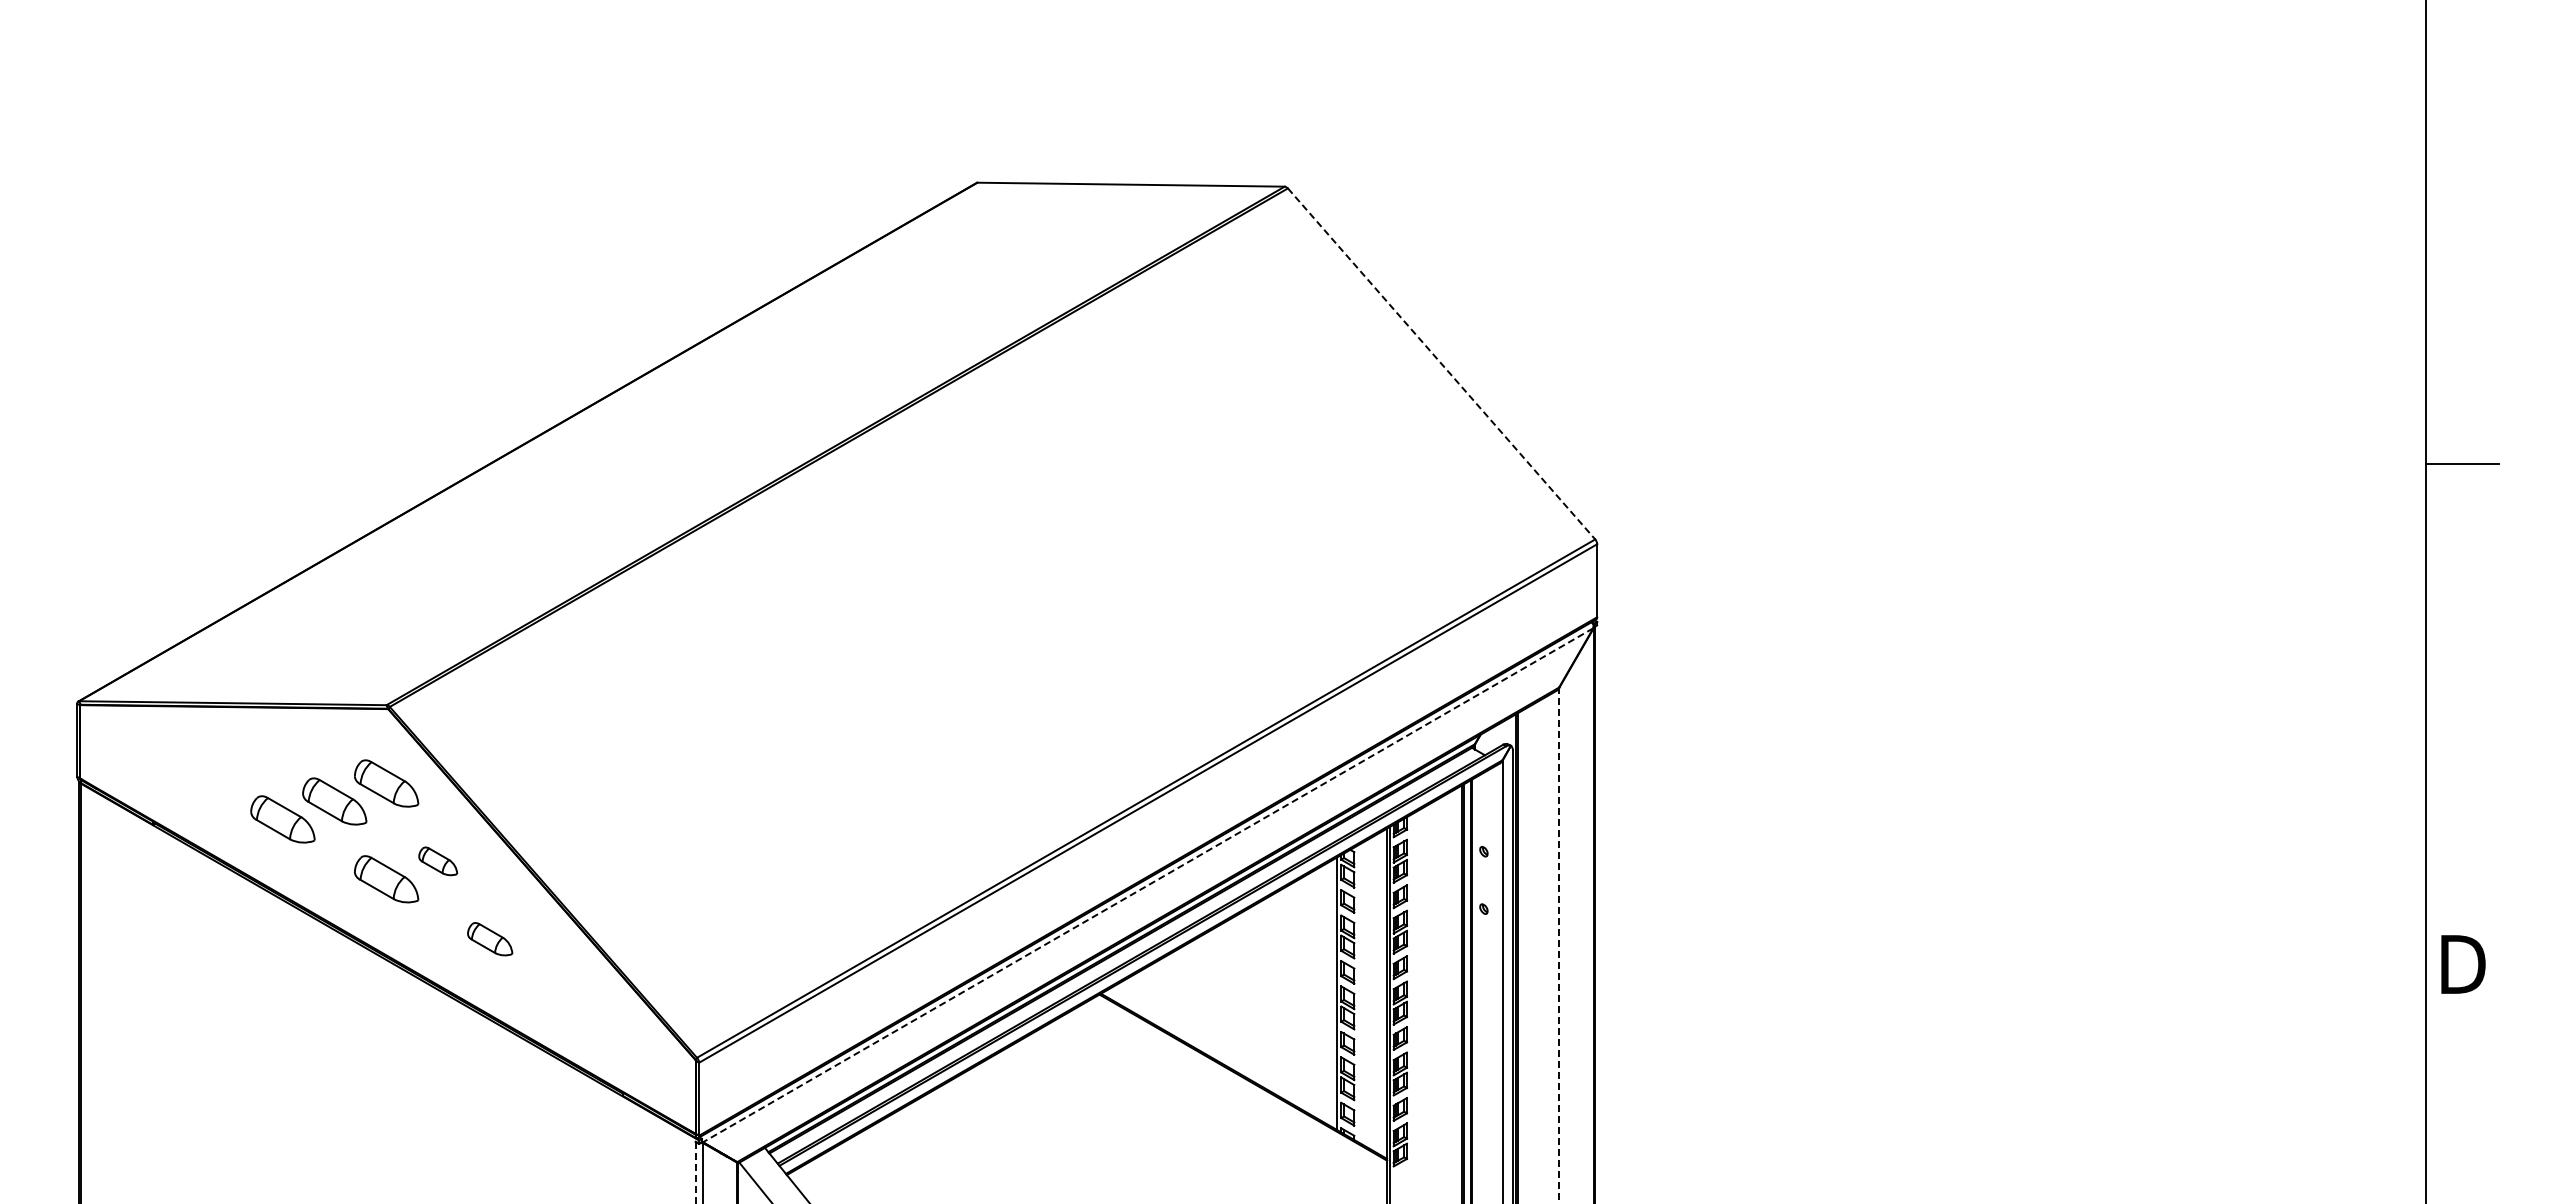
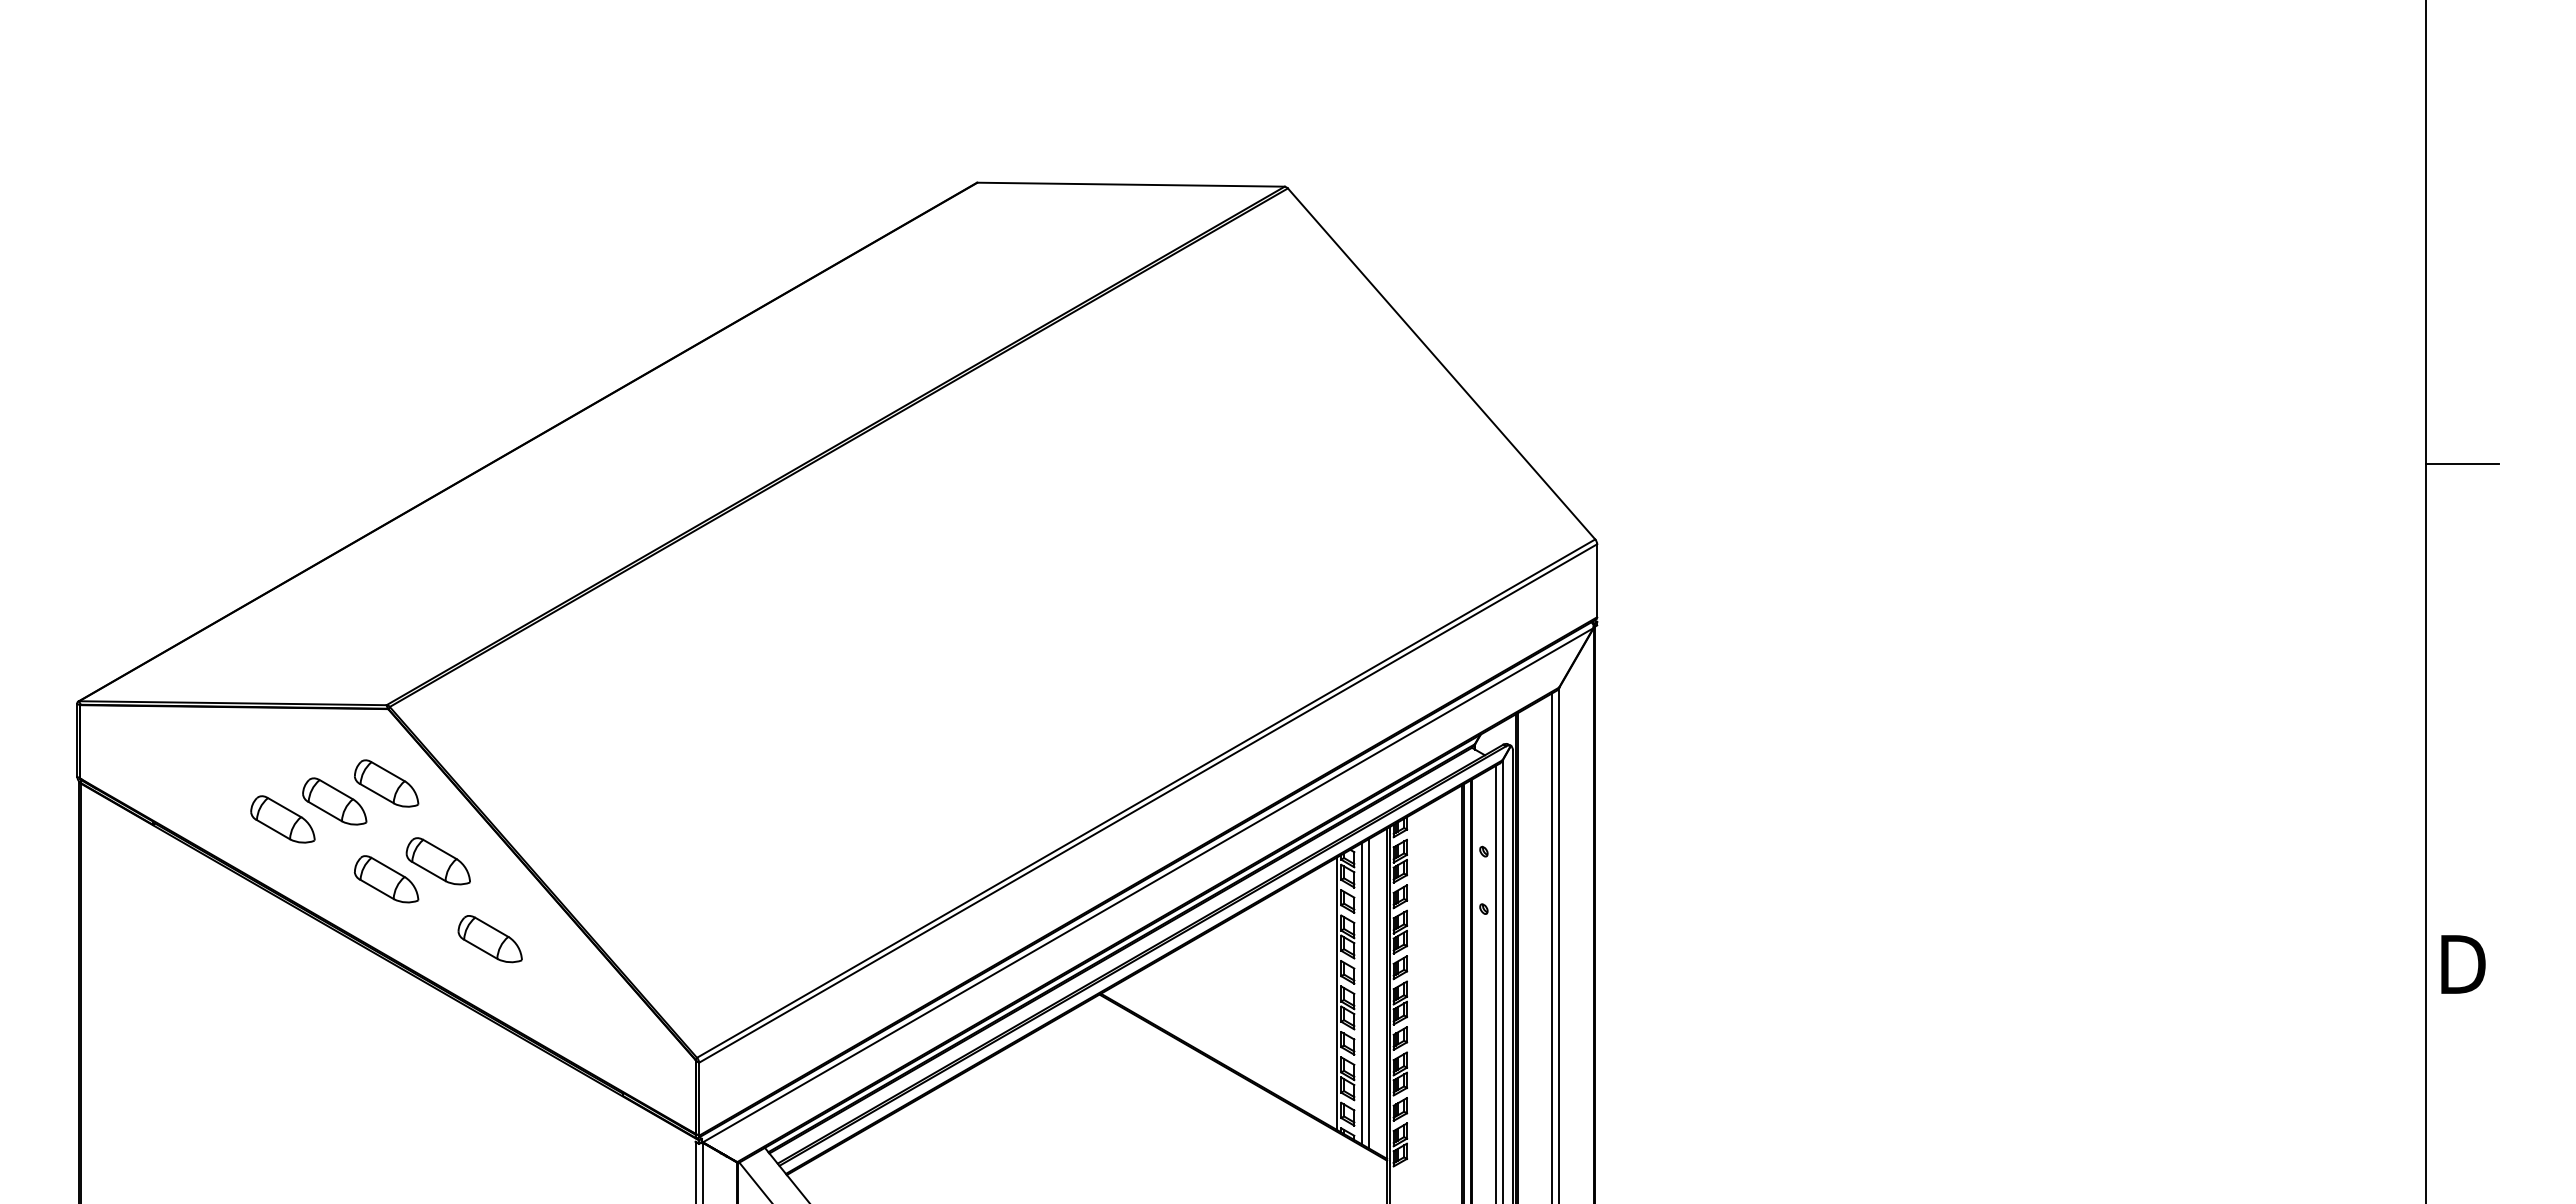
line: dashed -> solid (1441, 364)
part size: 41x31 px -> 66x49 px (437, 861)
line: dashed -> solid (1147, 885)
part size: 47x35 px -> 66x49 px (489, 939)
line: dashed -> solid (1559, 945)
line: none -> present (1552, 946)
line: none -> present (1495, 983)
line: none -> present (1361, 993)
line: none -> present (1368, 993)
line: dashed -> solid (695, 1172)
